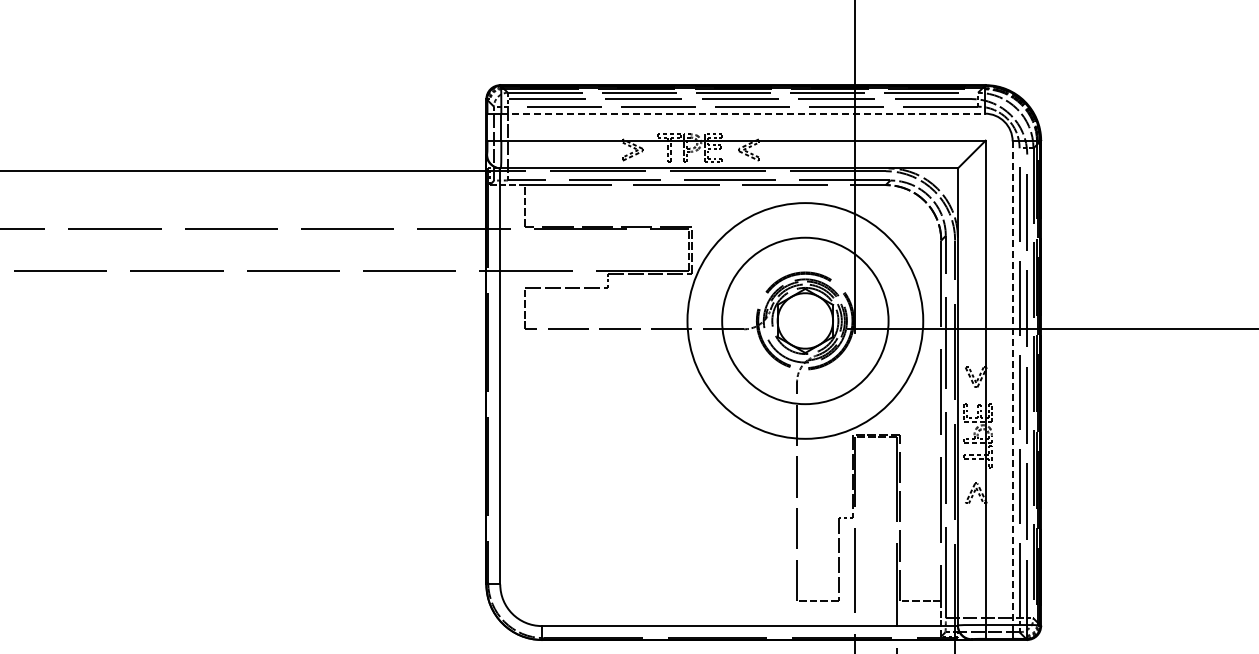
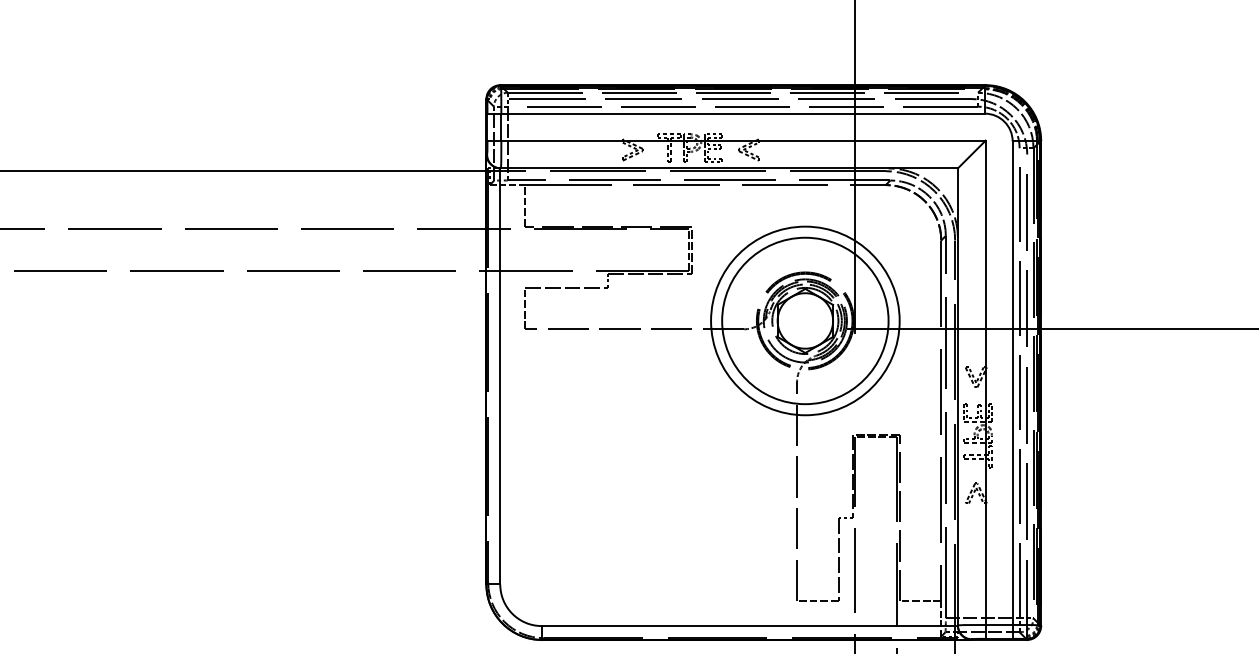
line: dashed -> solid (743, 113)
circle diameter: 236 px -> 189 px (805, 320)
line: dashed -> solid (1012, 383)
